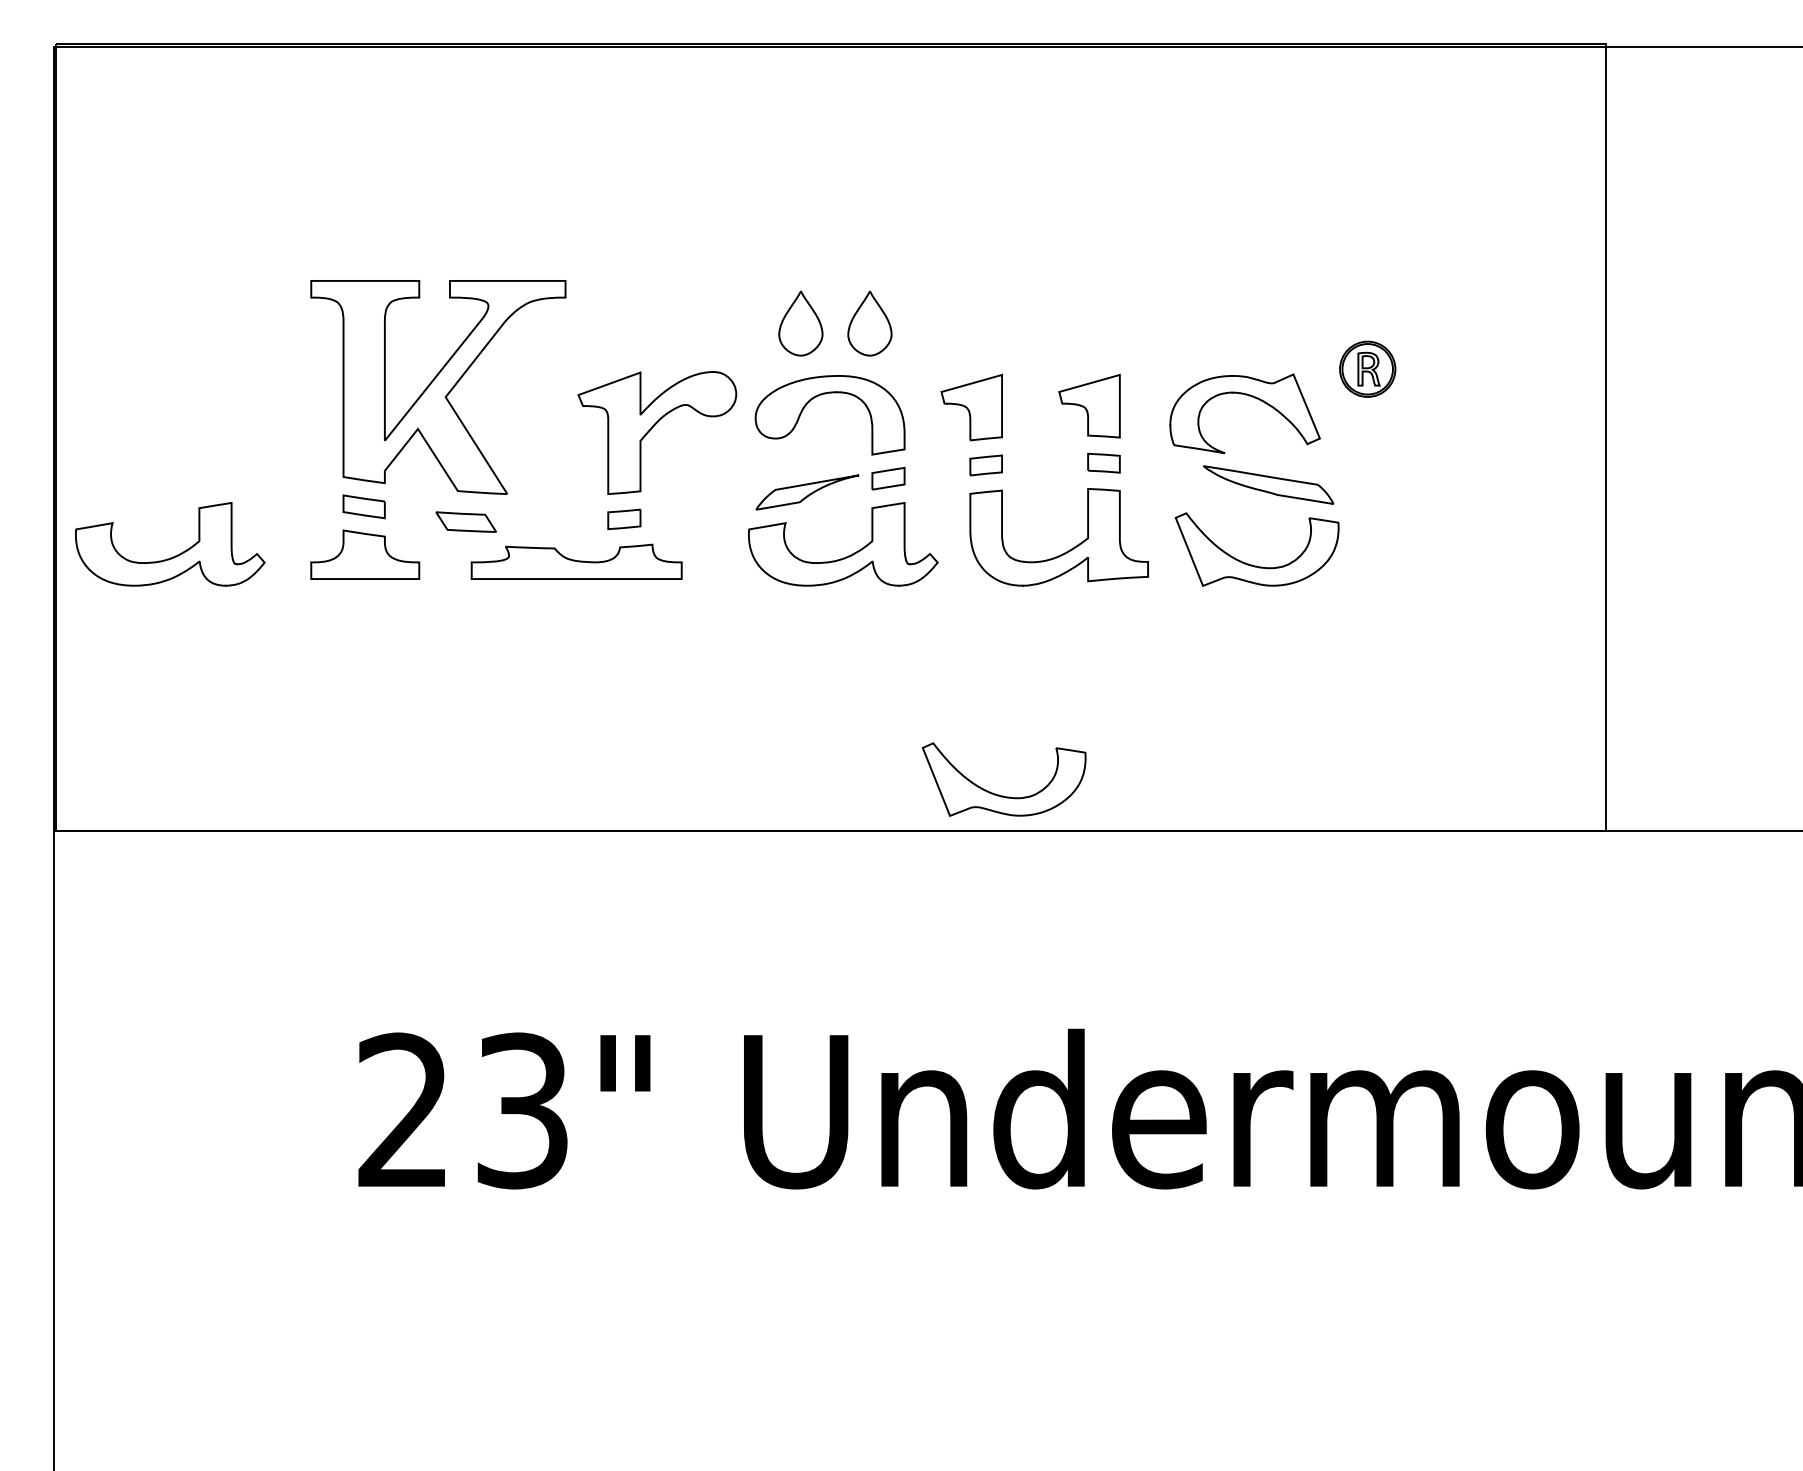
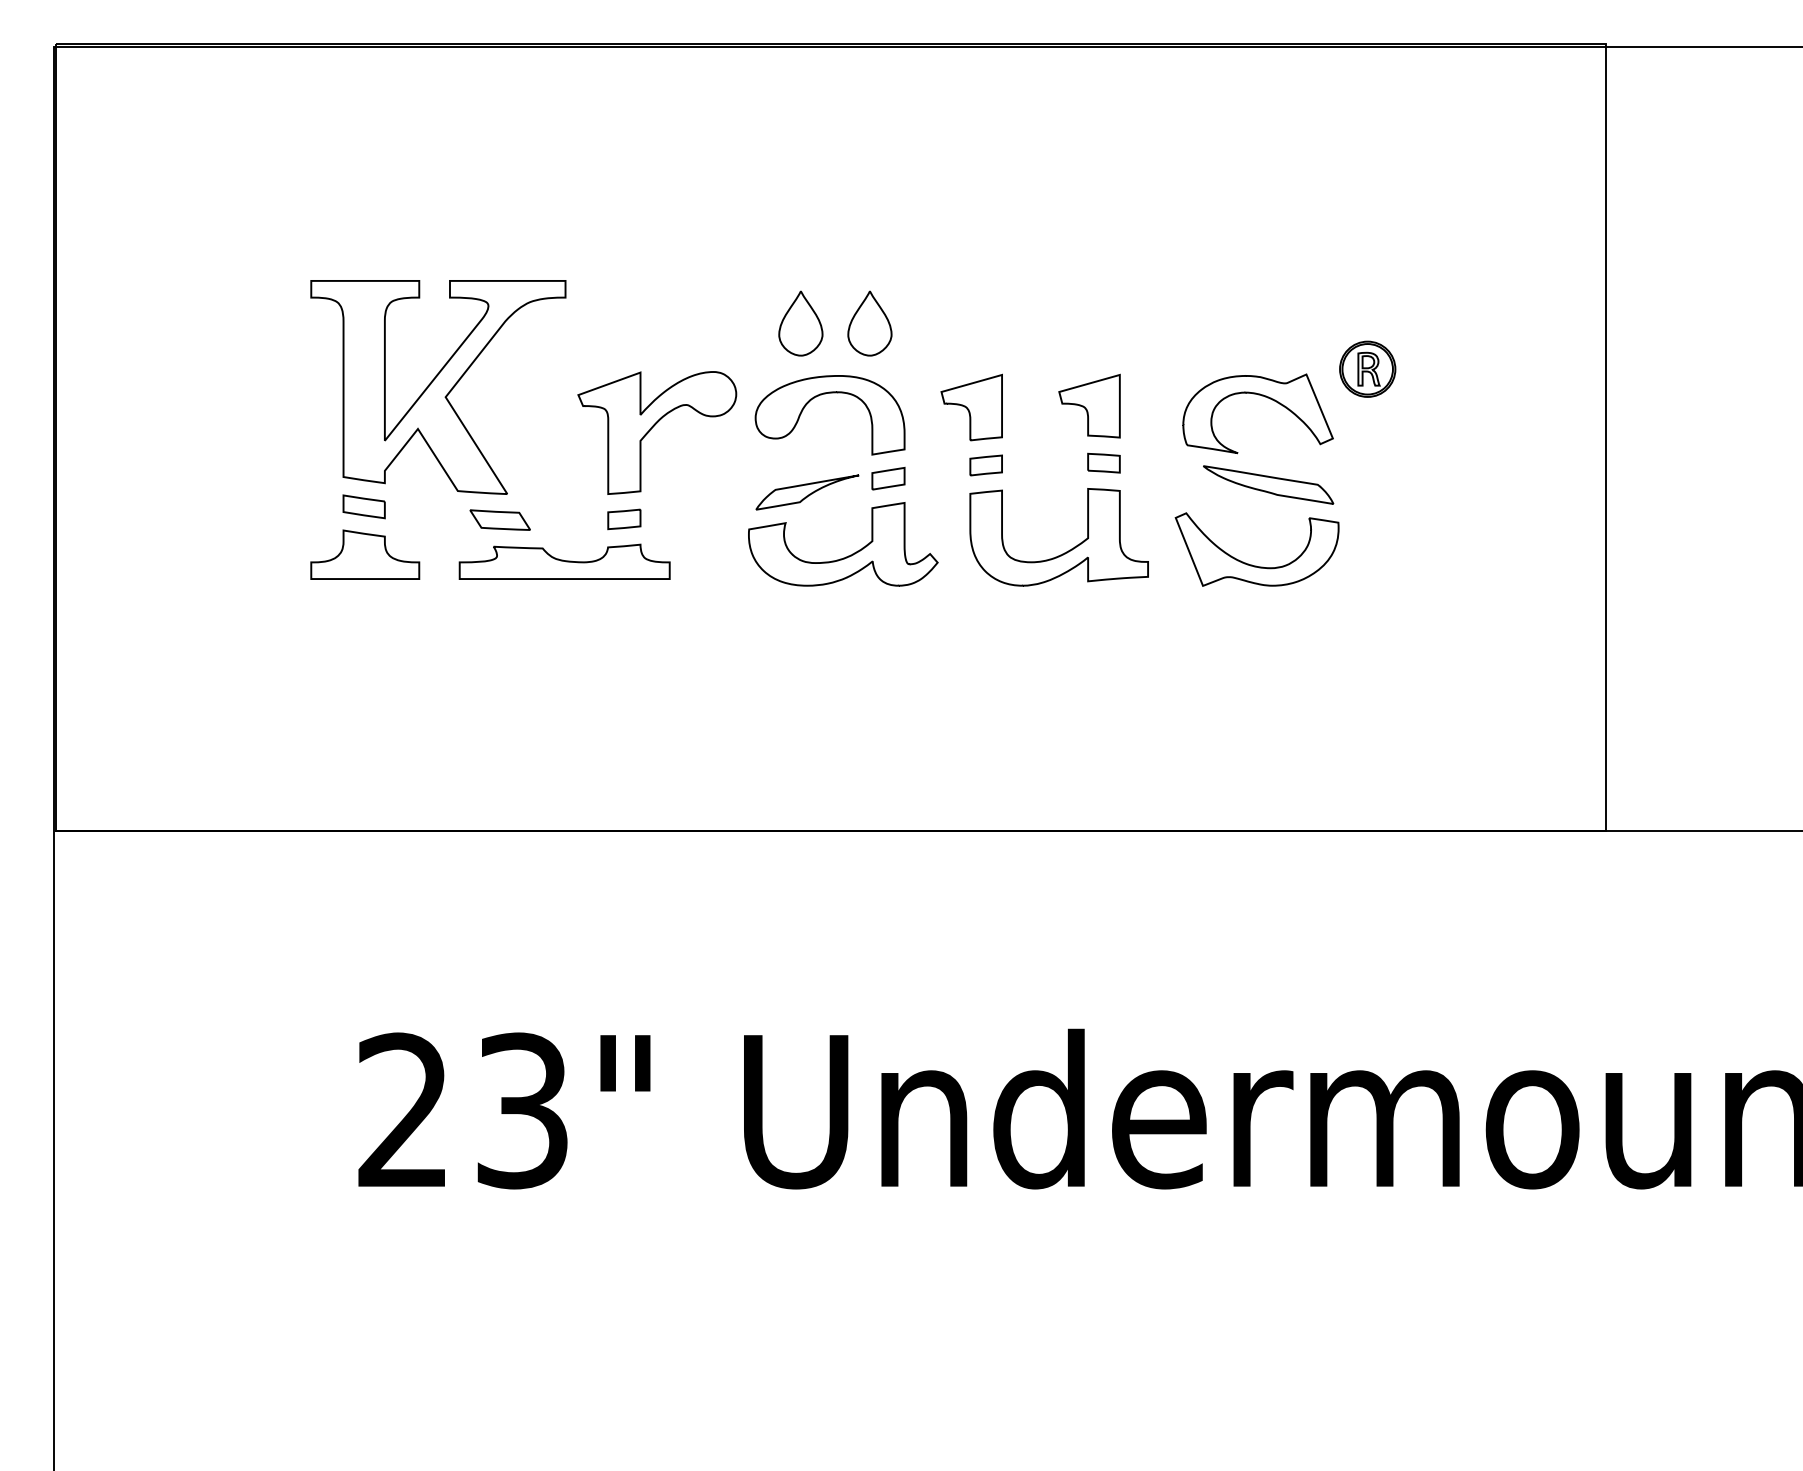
part position: (1249, 396) -> (1262, 396) (1262, 396)
part position: (465, 521) -> (499, 519) (499, 519)
part: present -> none (175, 555)
part position: (576, 561) -> (564, 561) (564, 561)
part: present -> none (999, 794)
